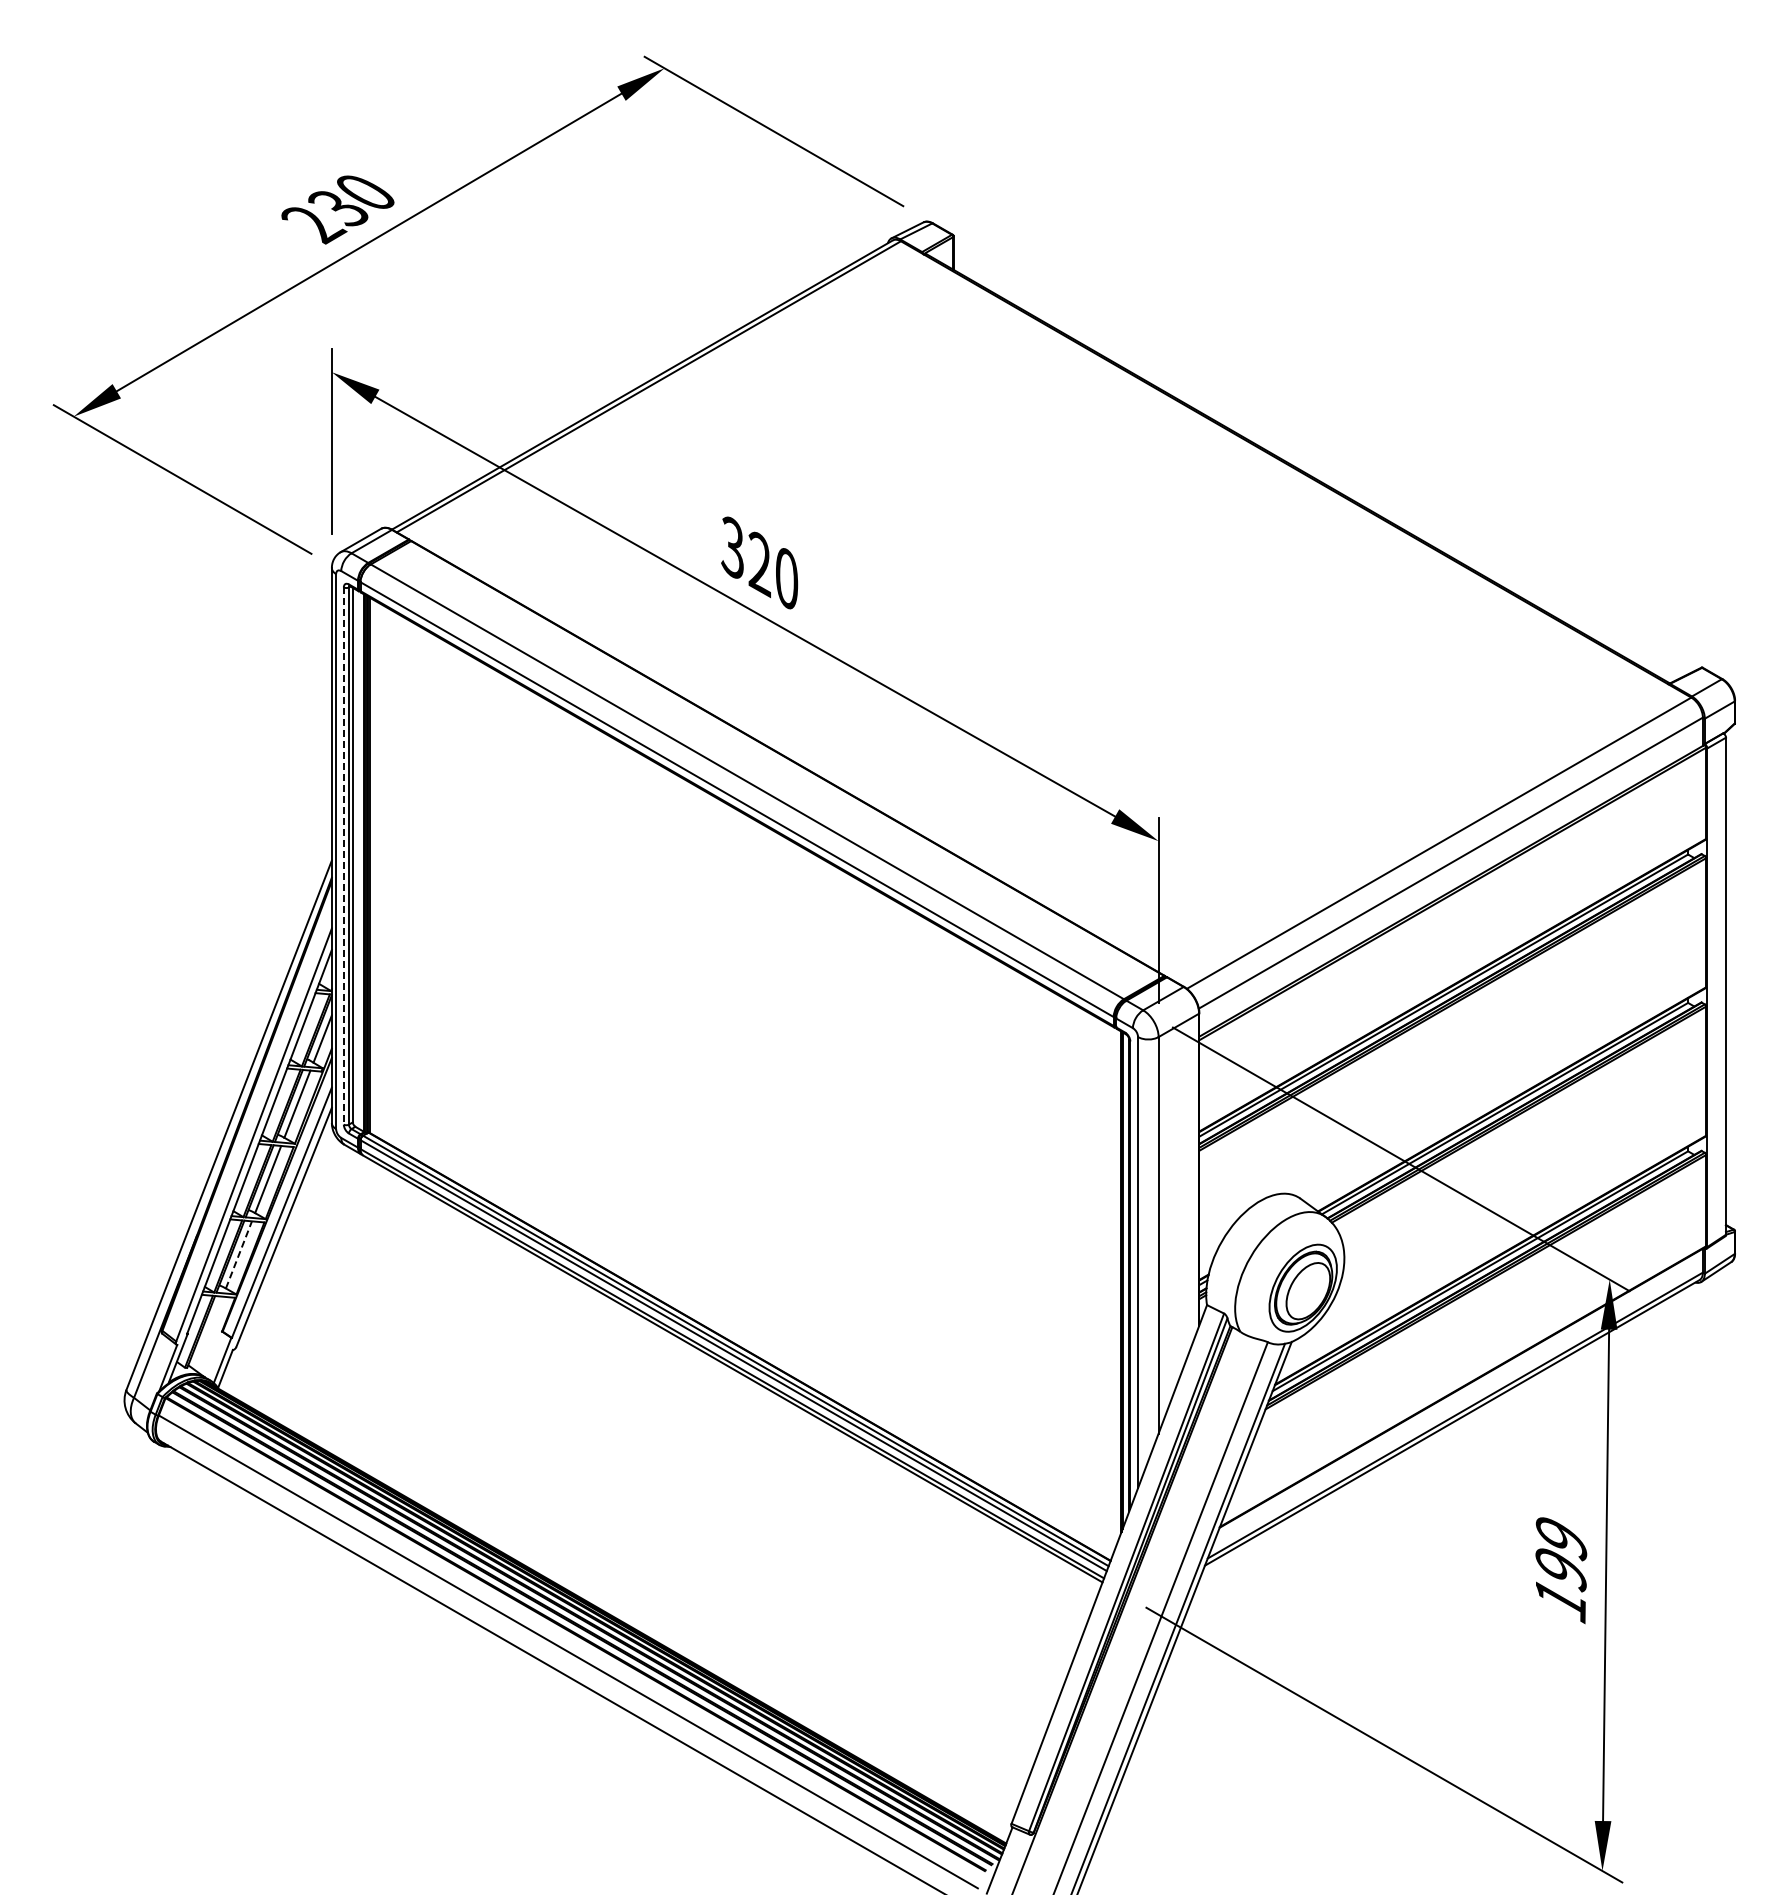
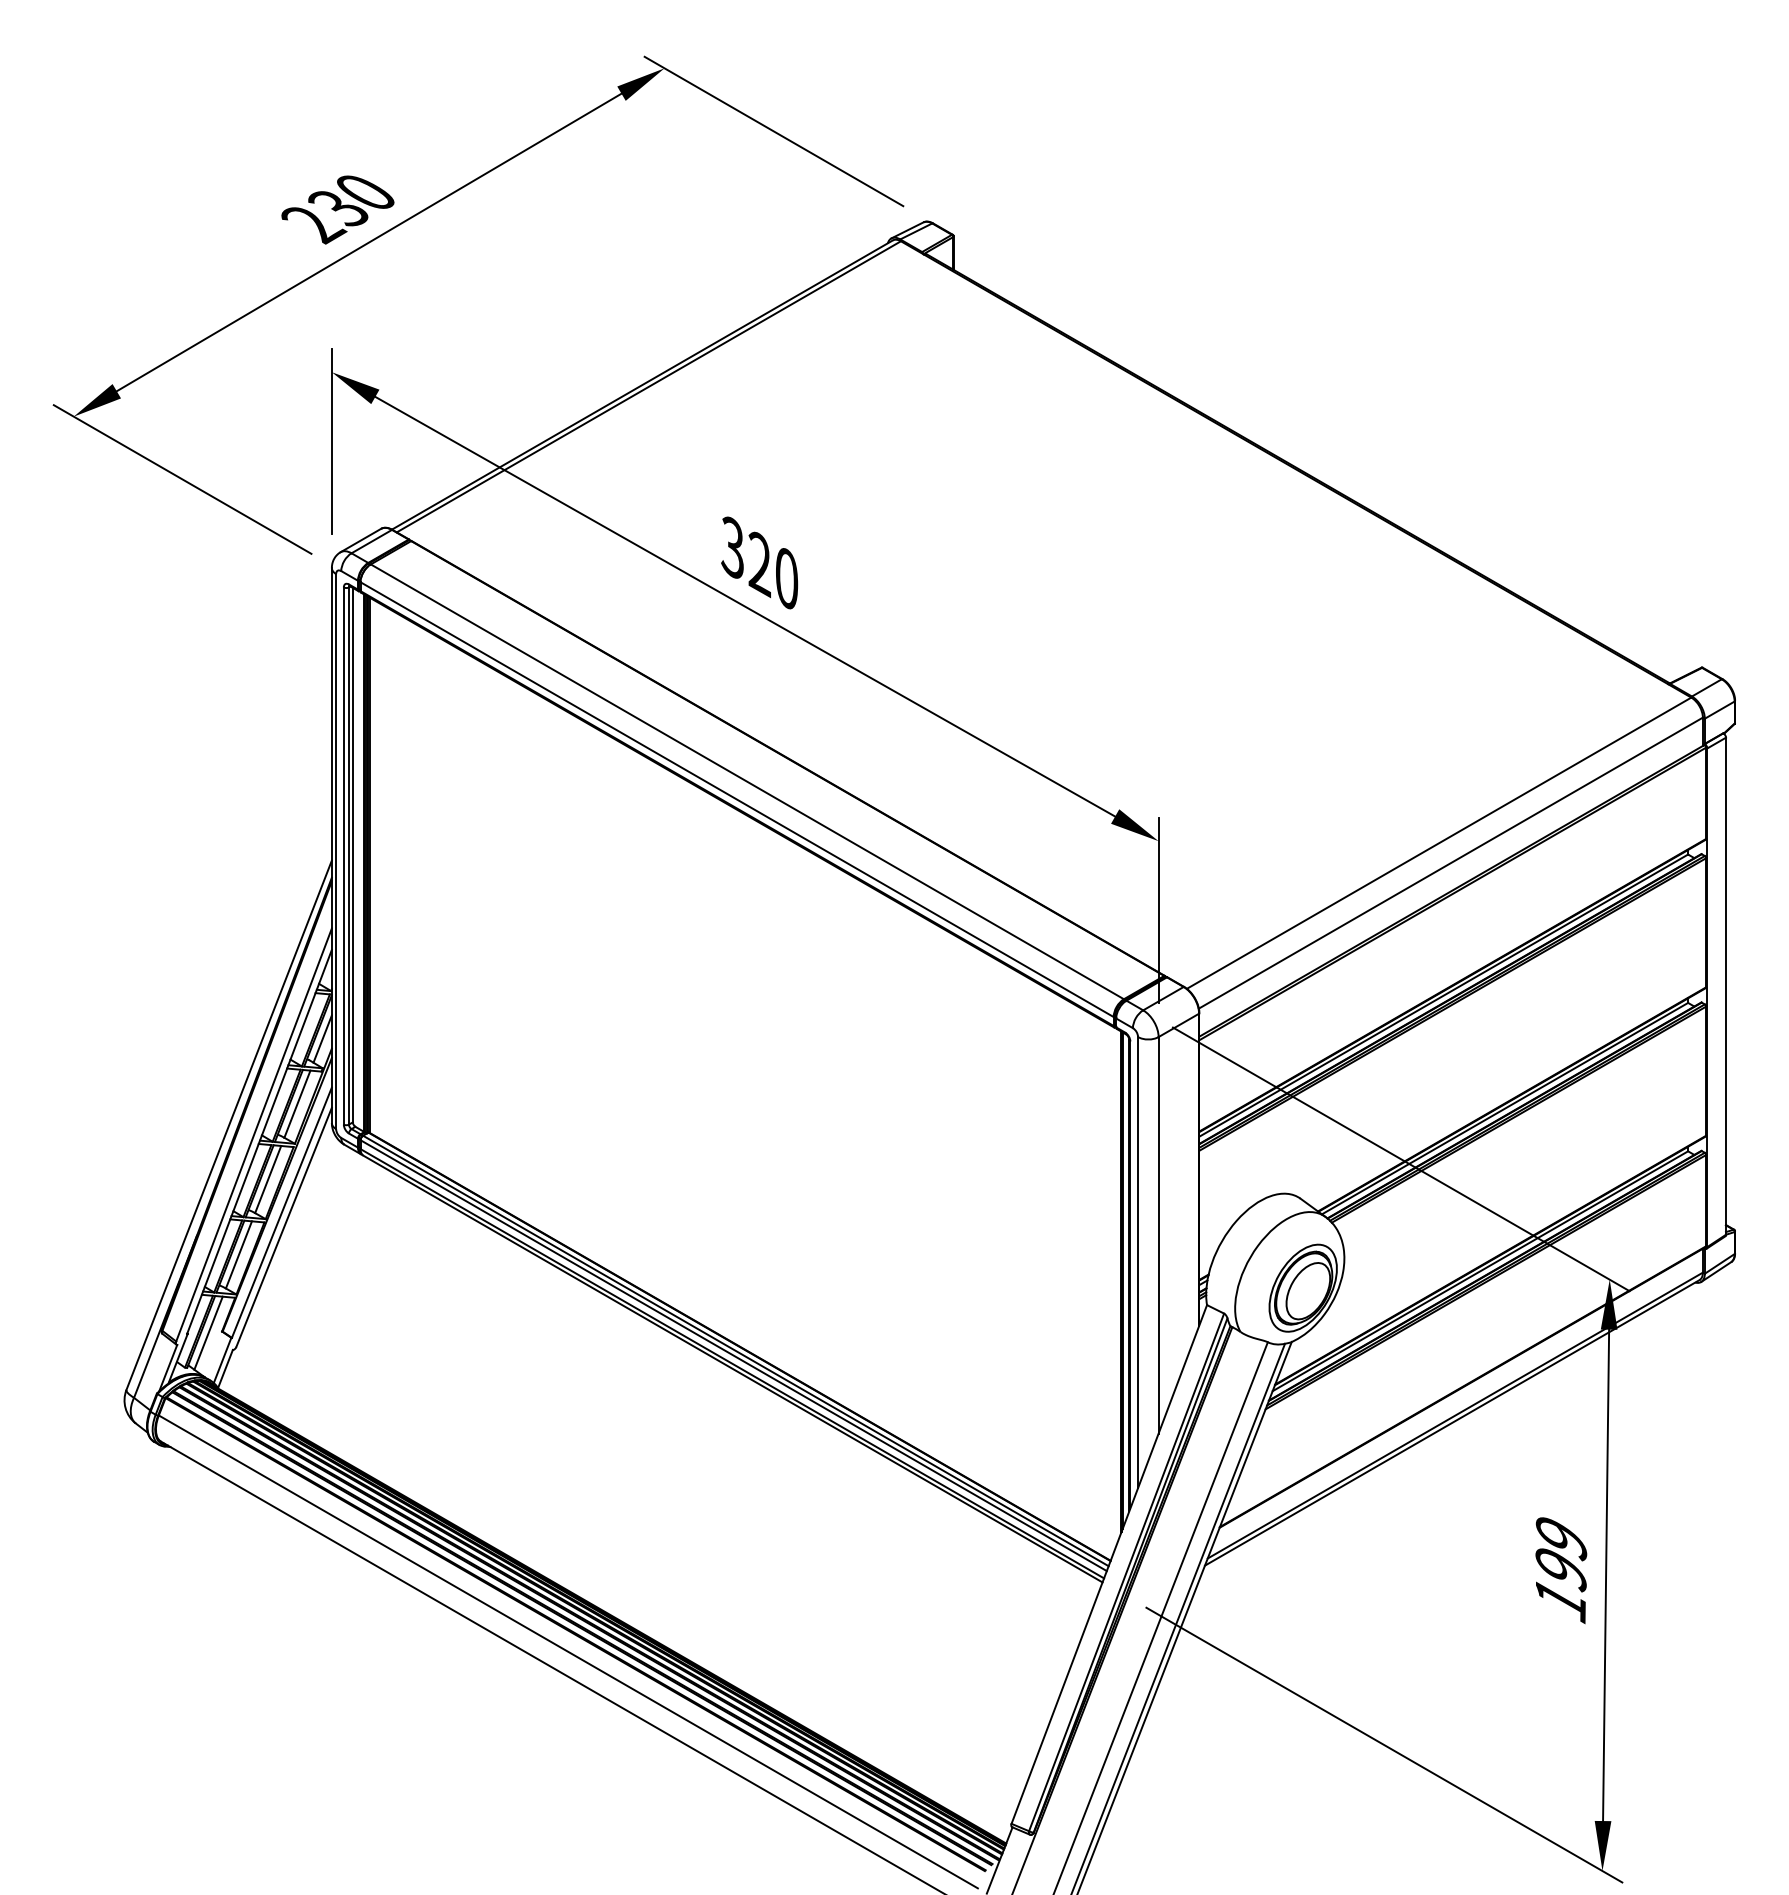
line: dashed -> solid (343, 856)
line: dashed -> solid (239, 1254)
line: none -> present (208, 1332)
